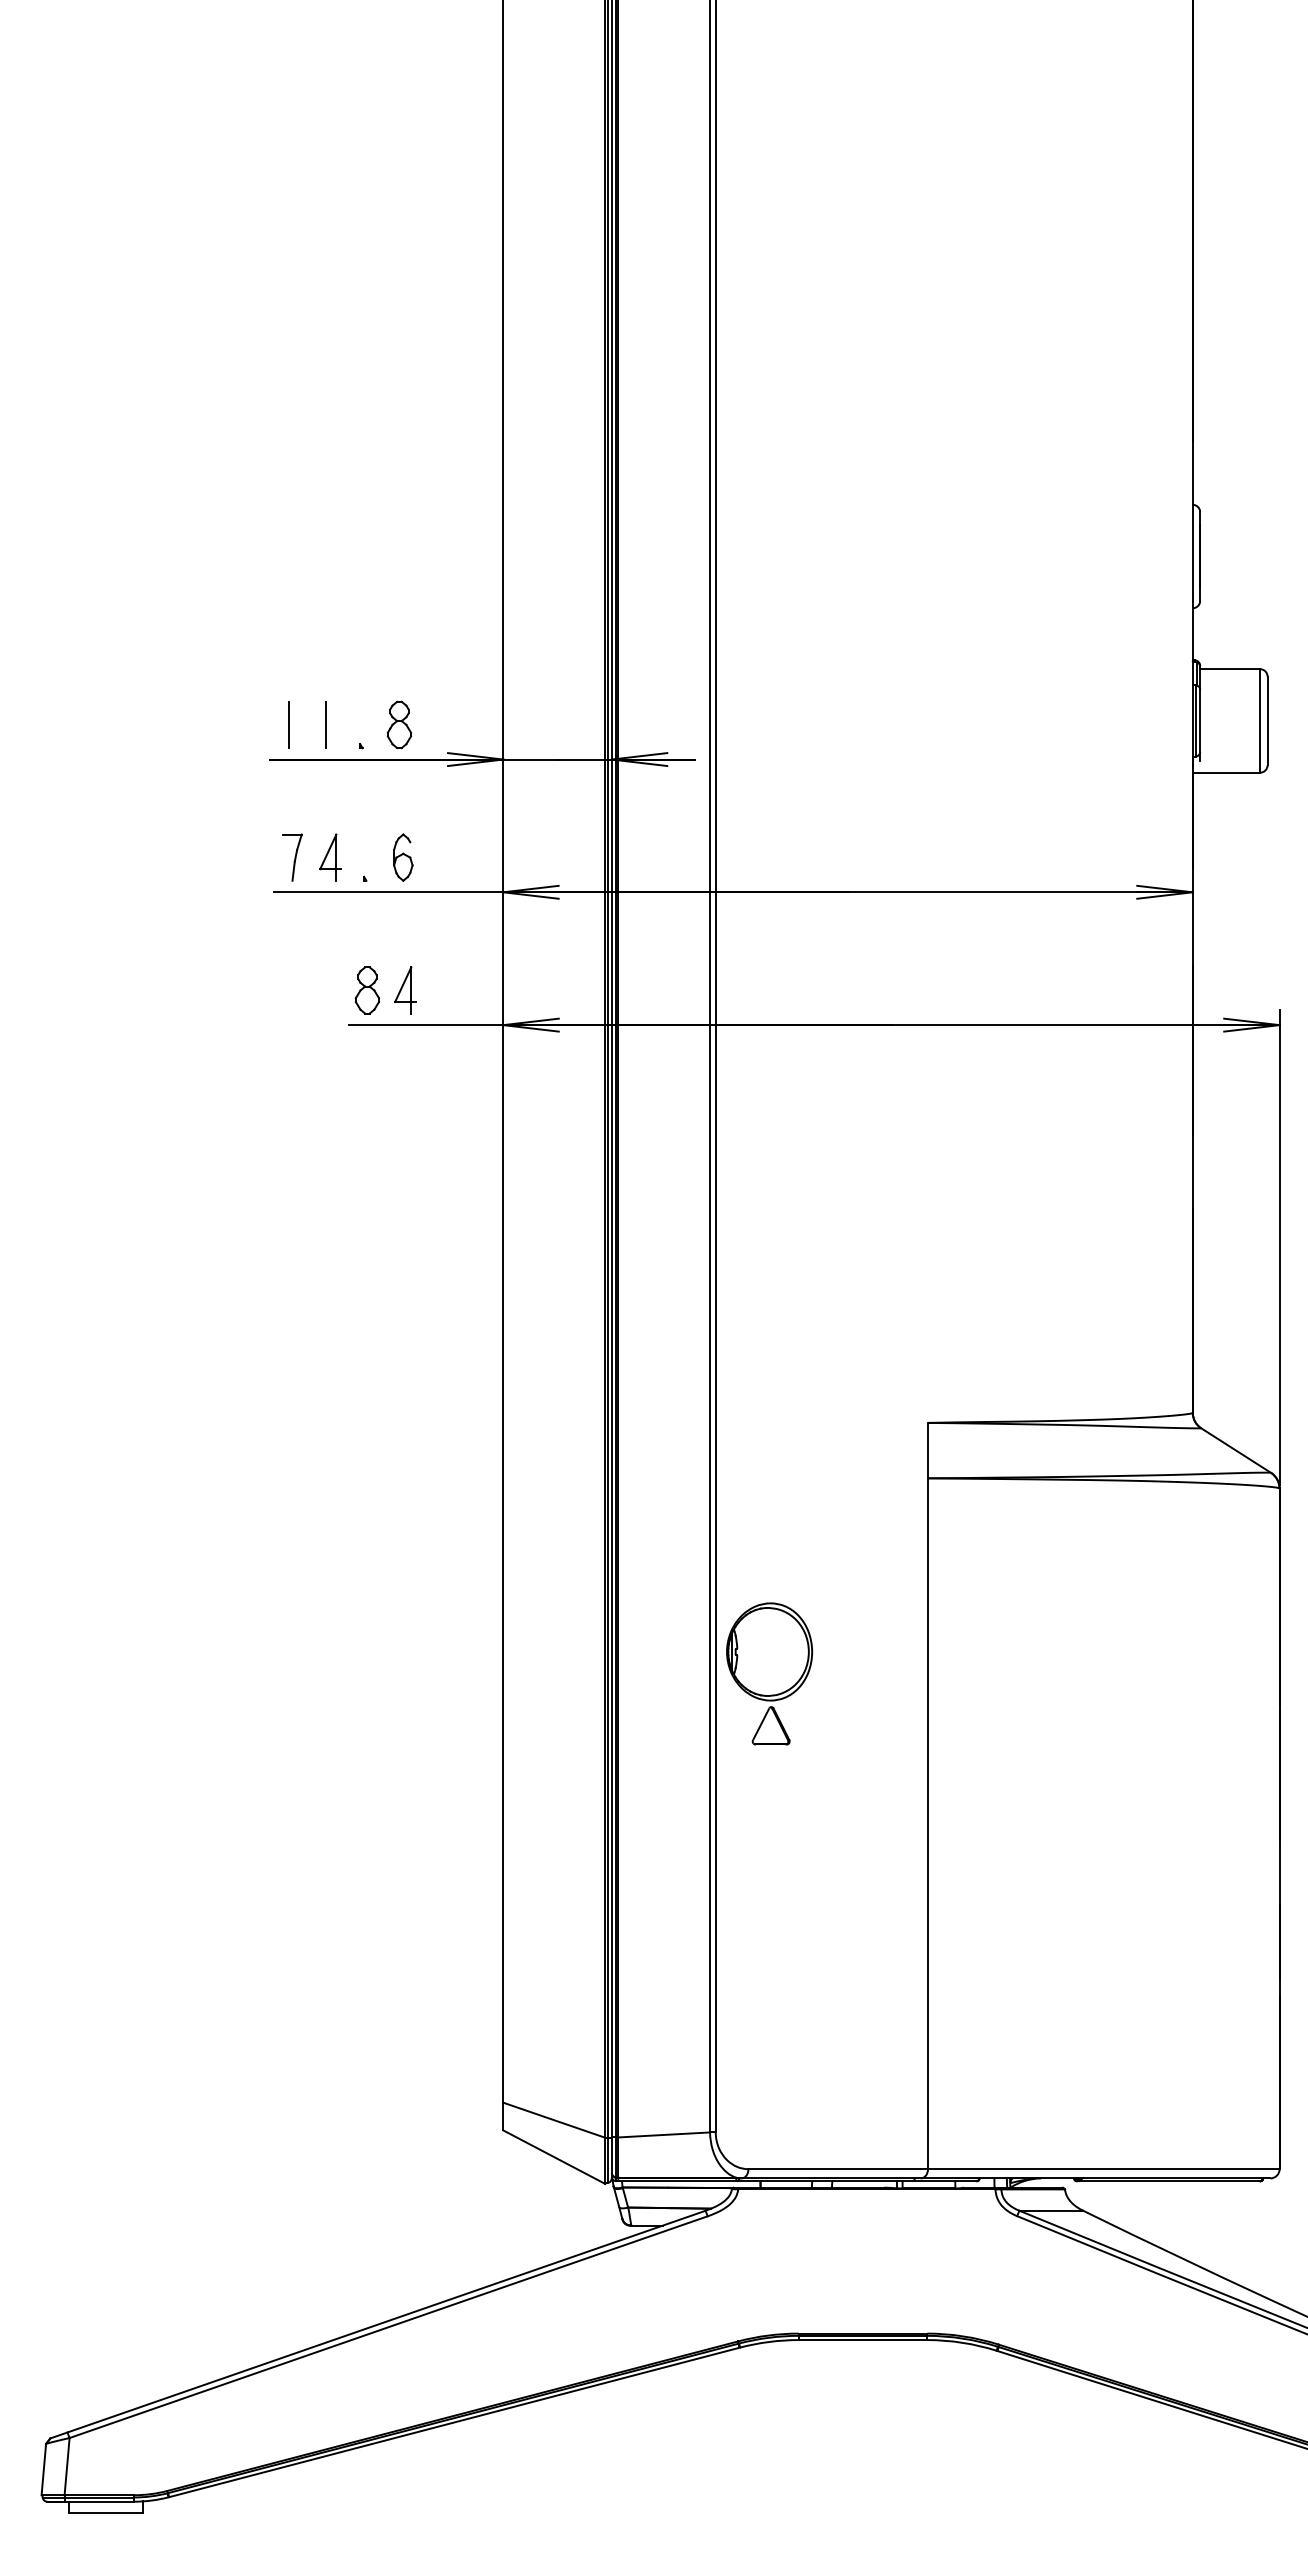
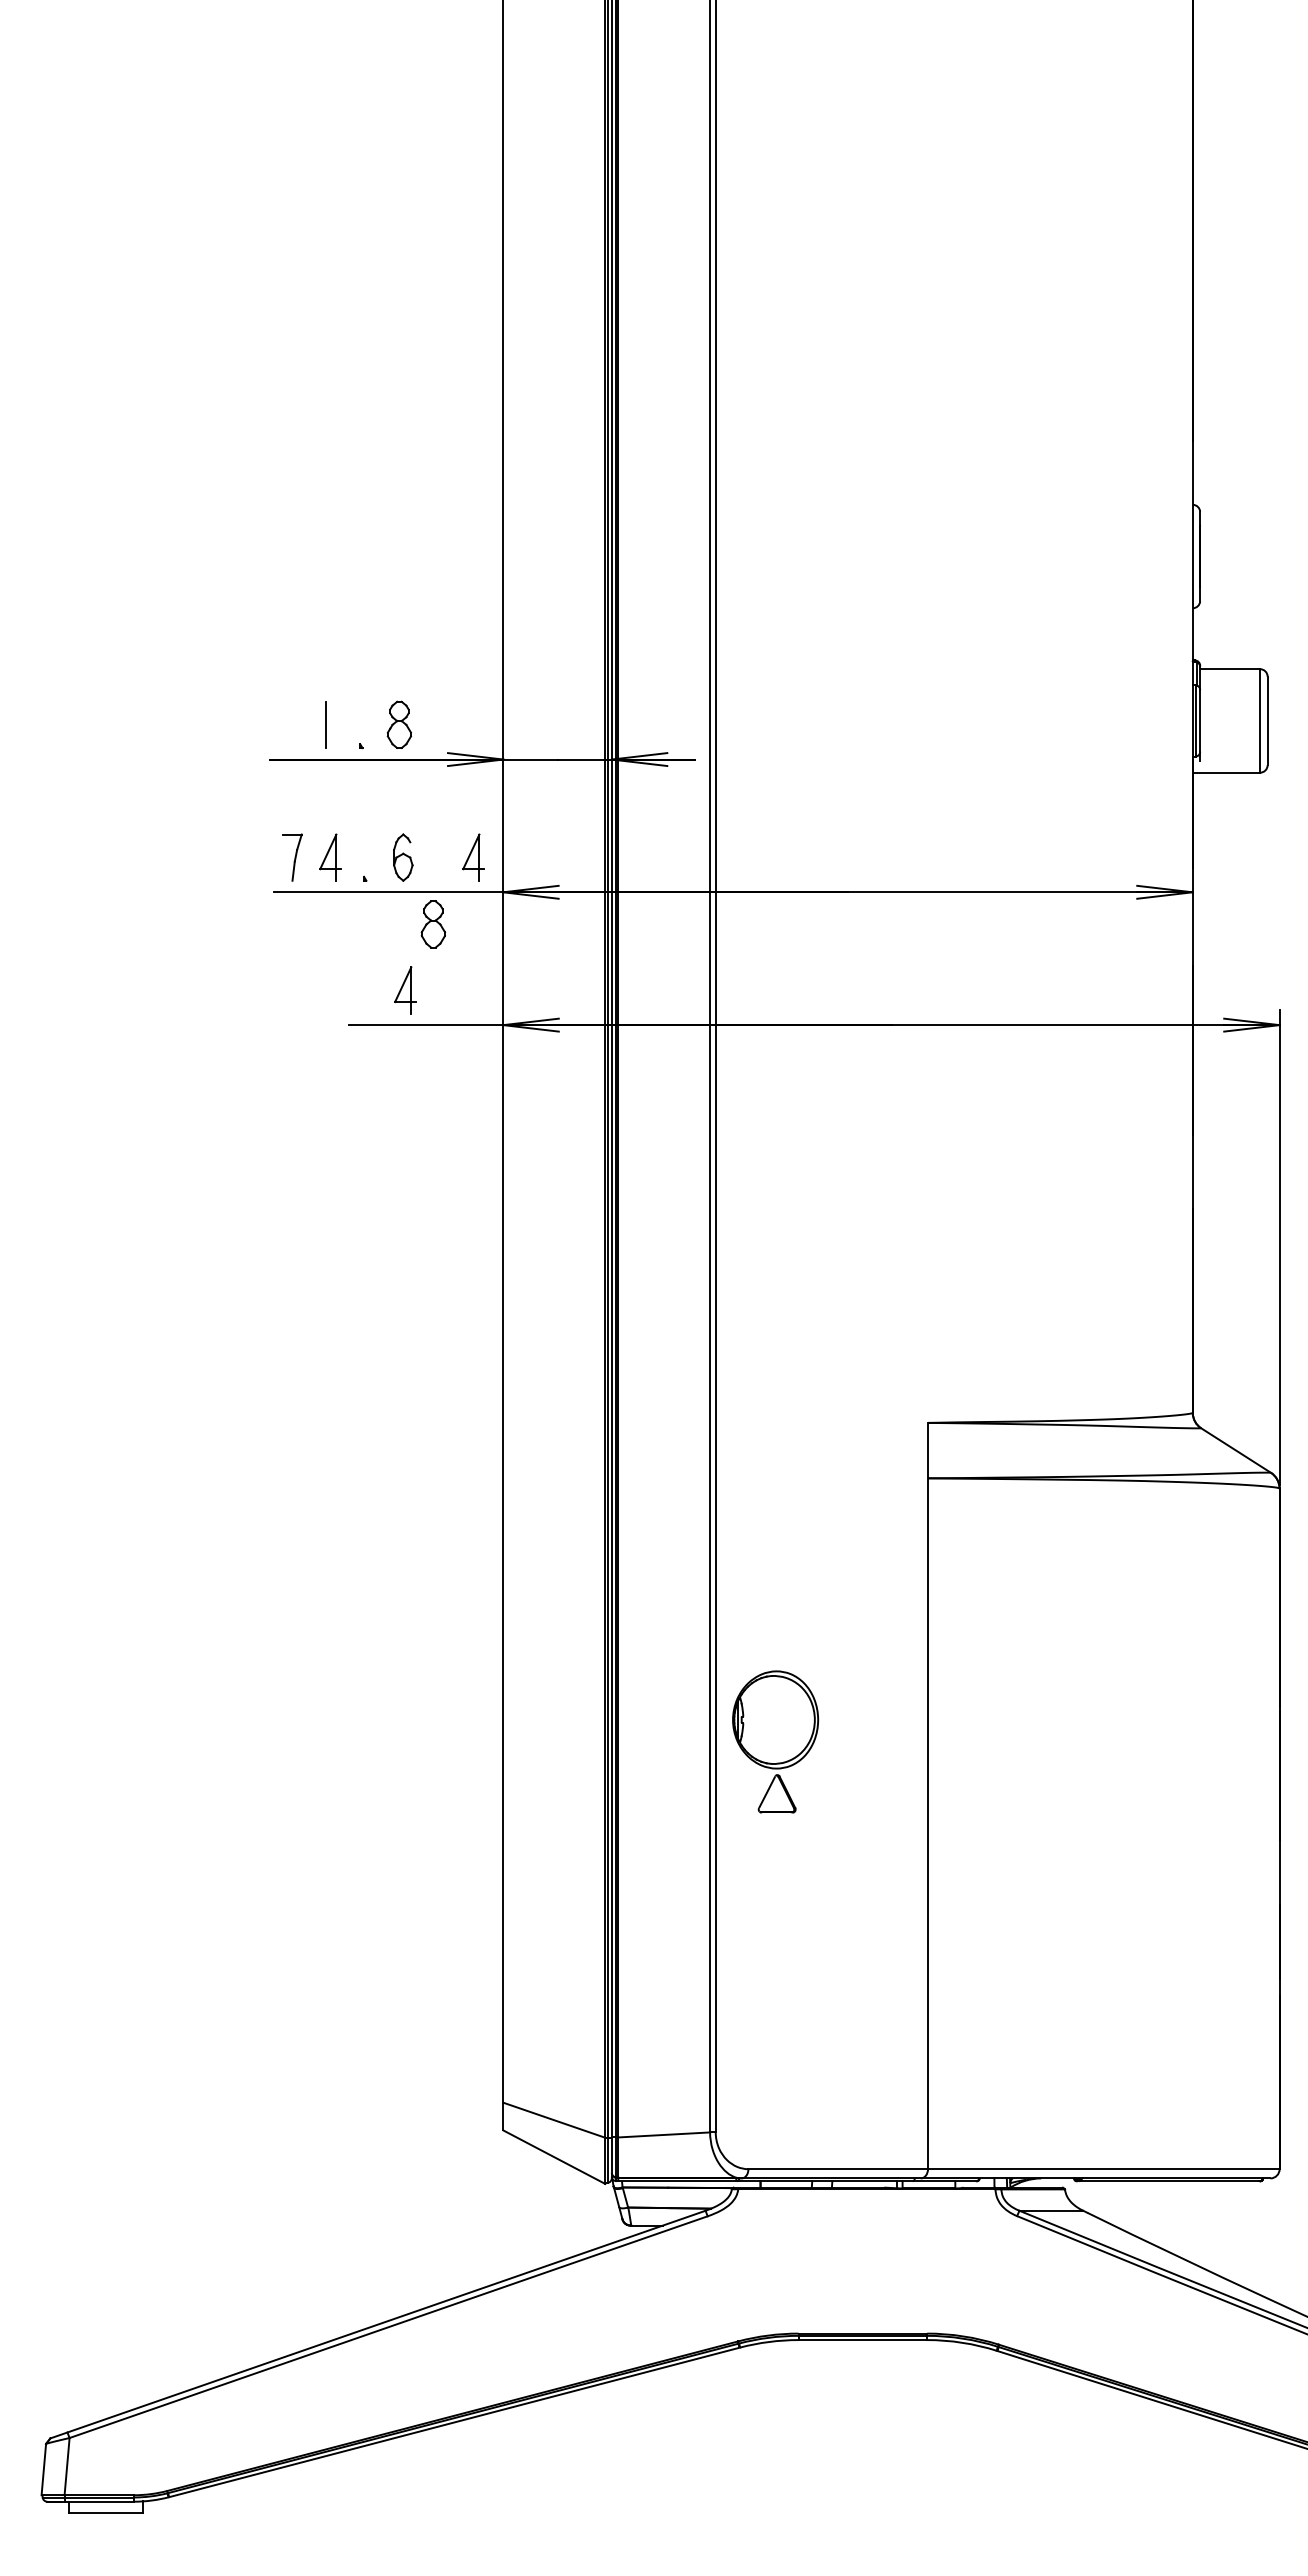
line: present -> none (288, 724)
part: none -> present (473, 857)
part position: (366, 990) -> (432, 924) (432, 924)
part position: (769, 1673) -> (775, 1741) (775, 1741)
